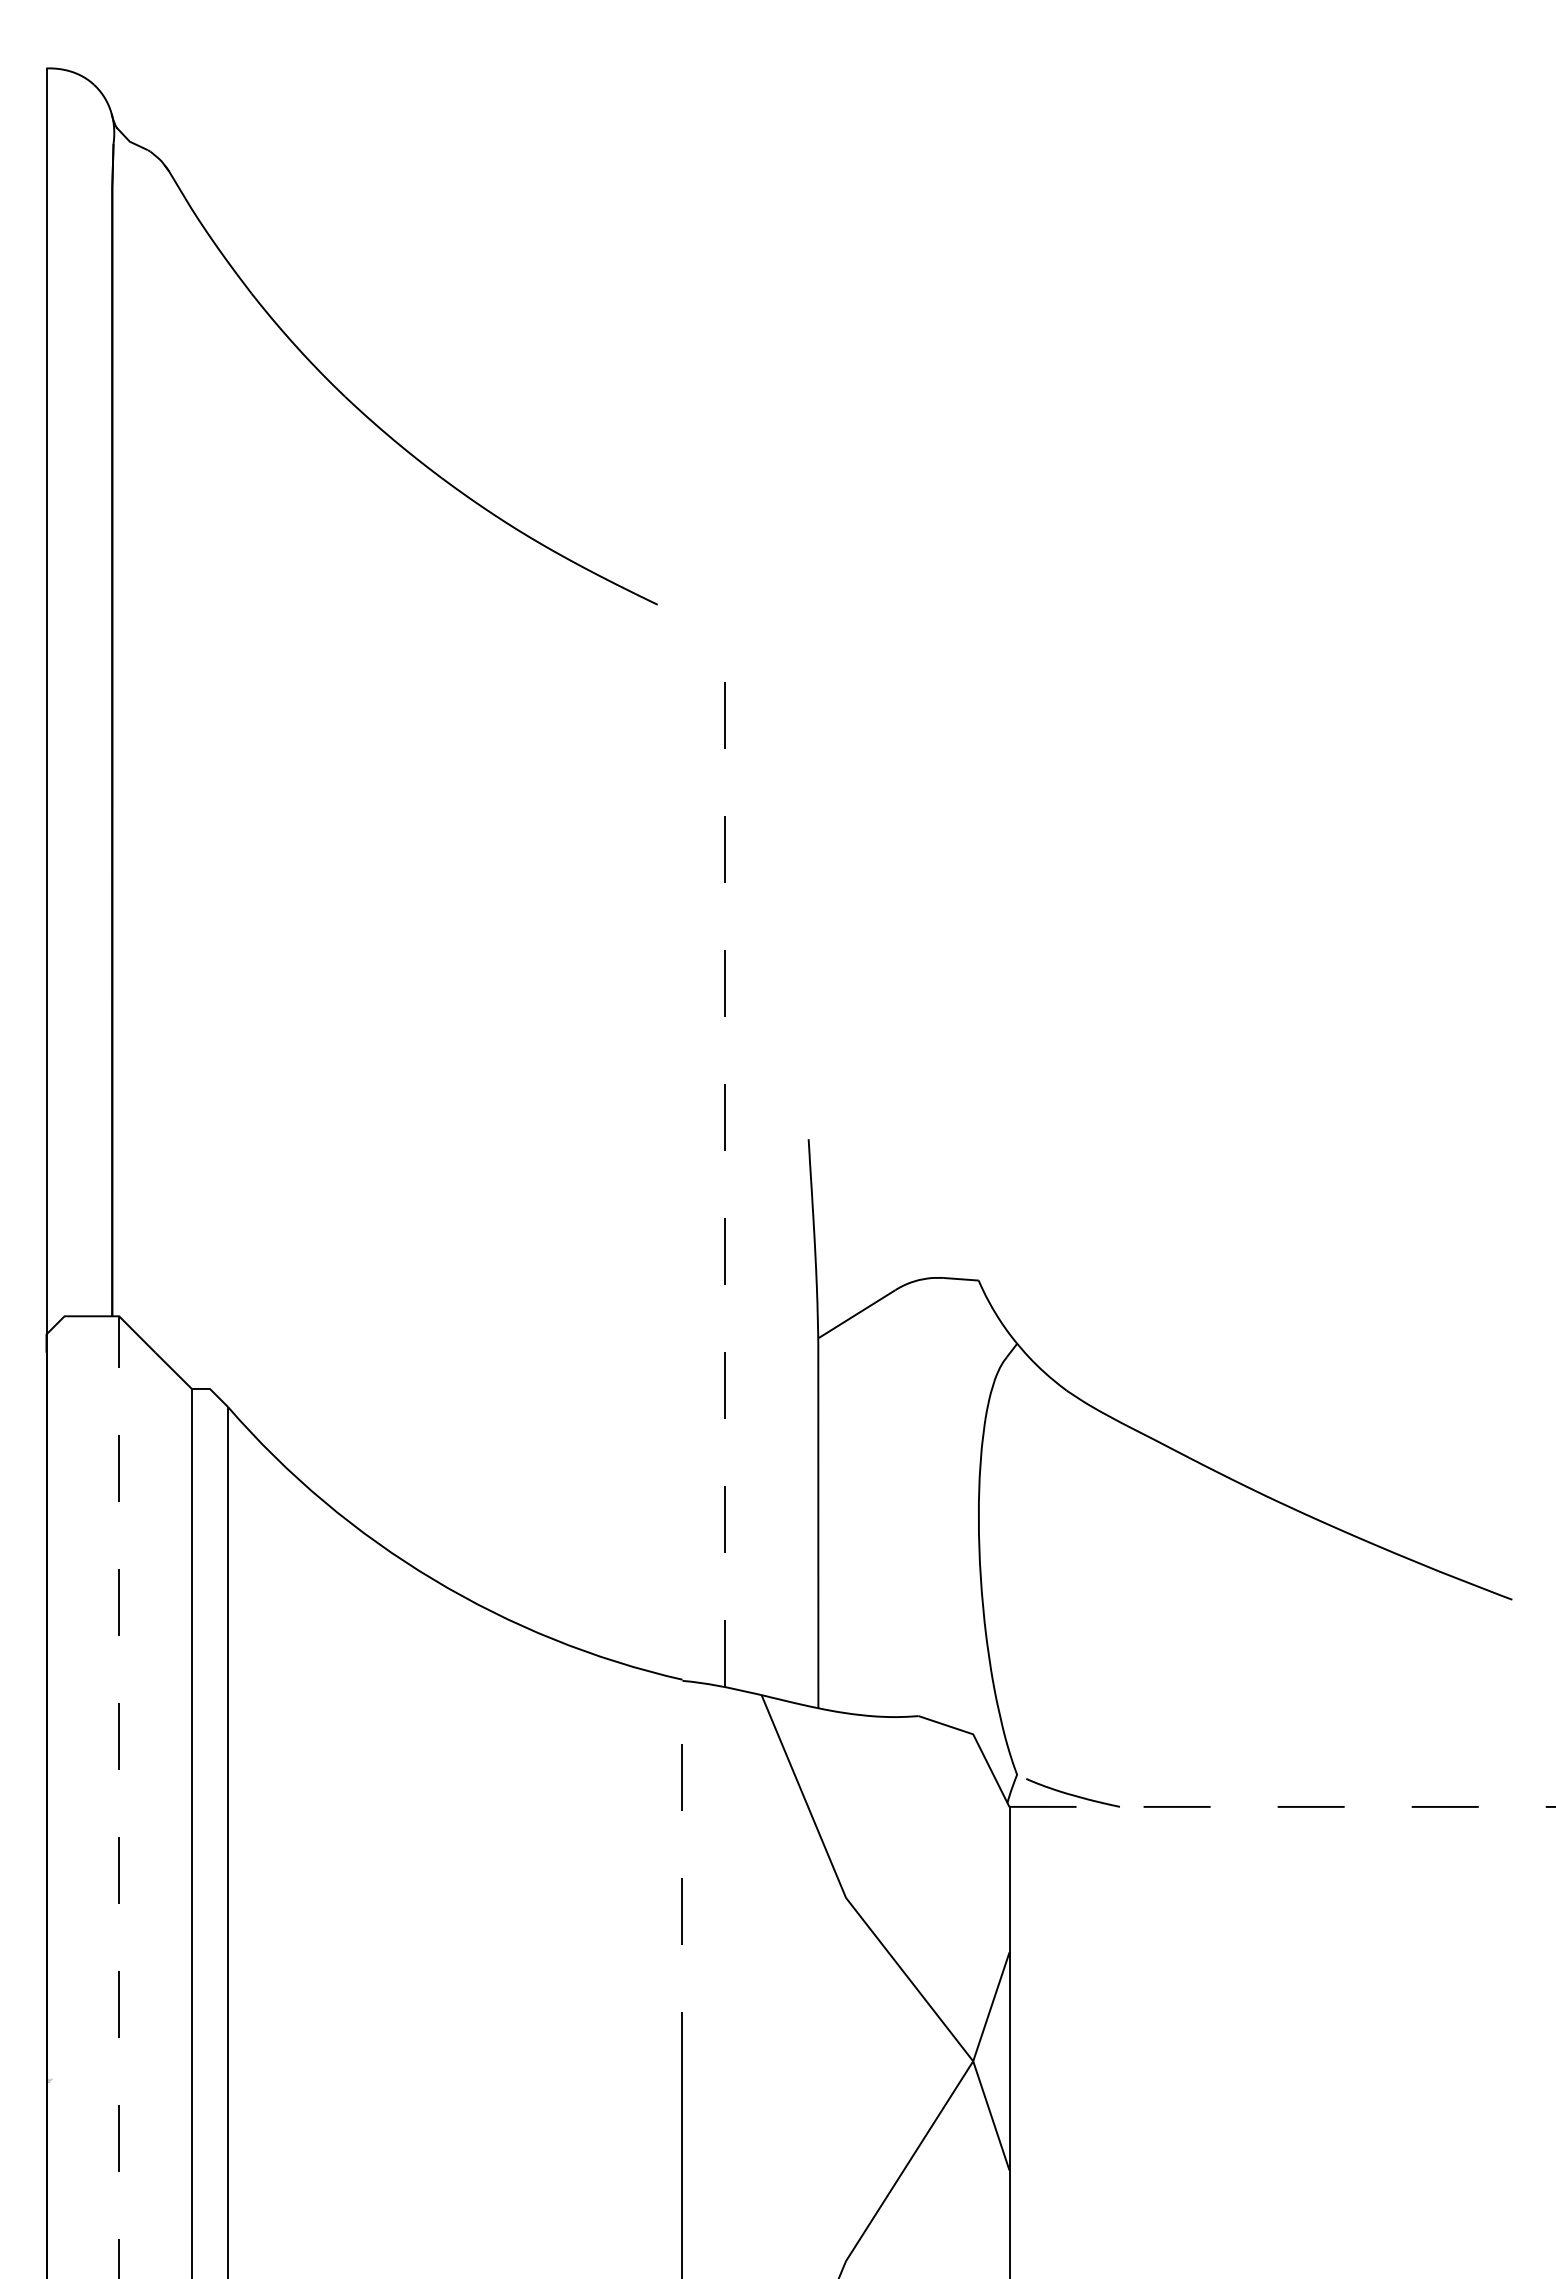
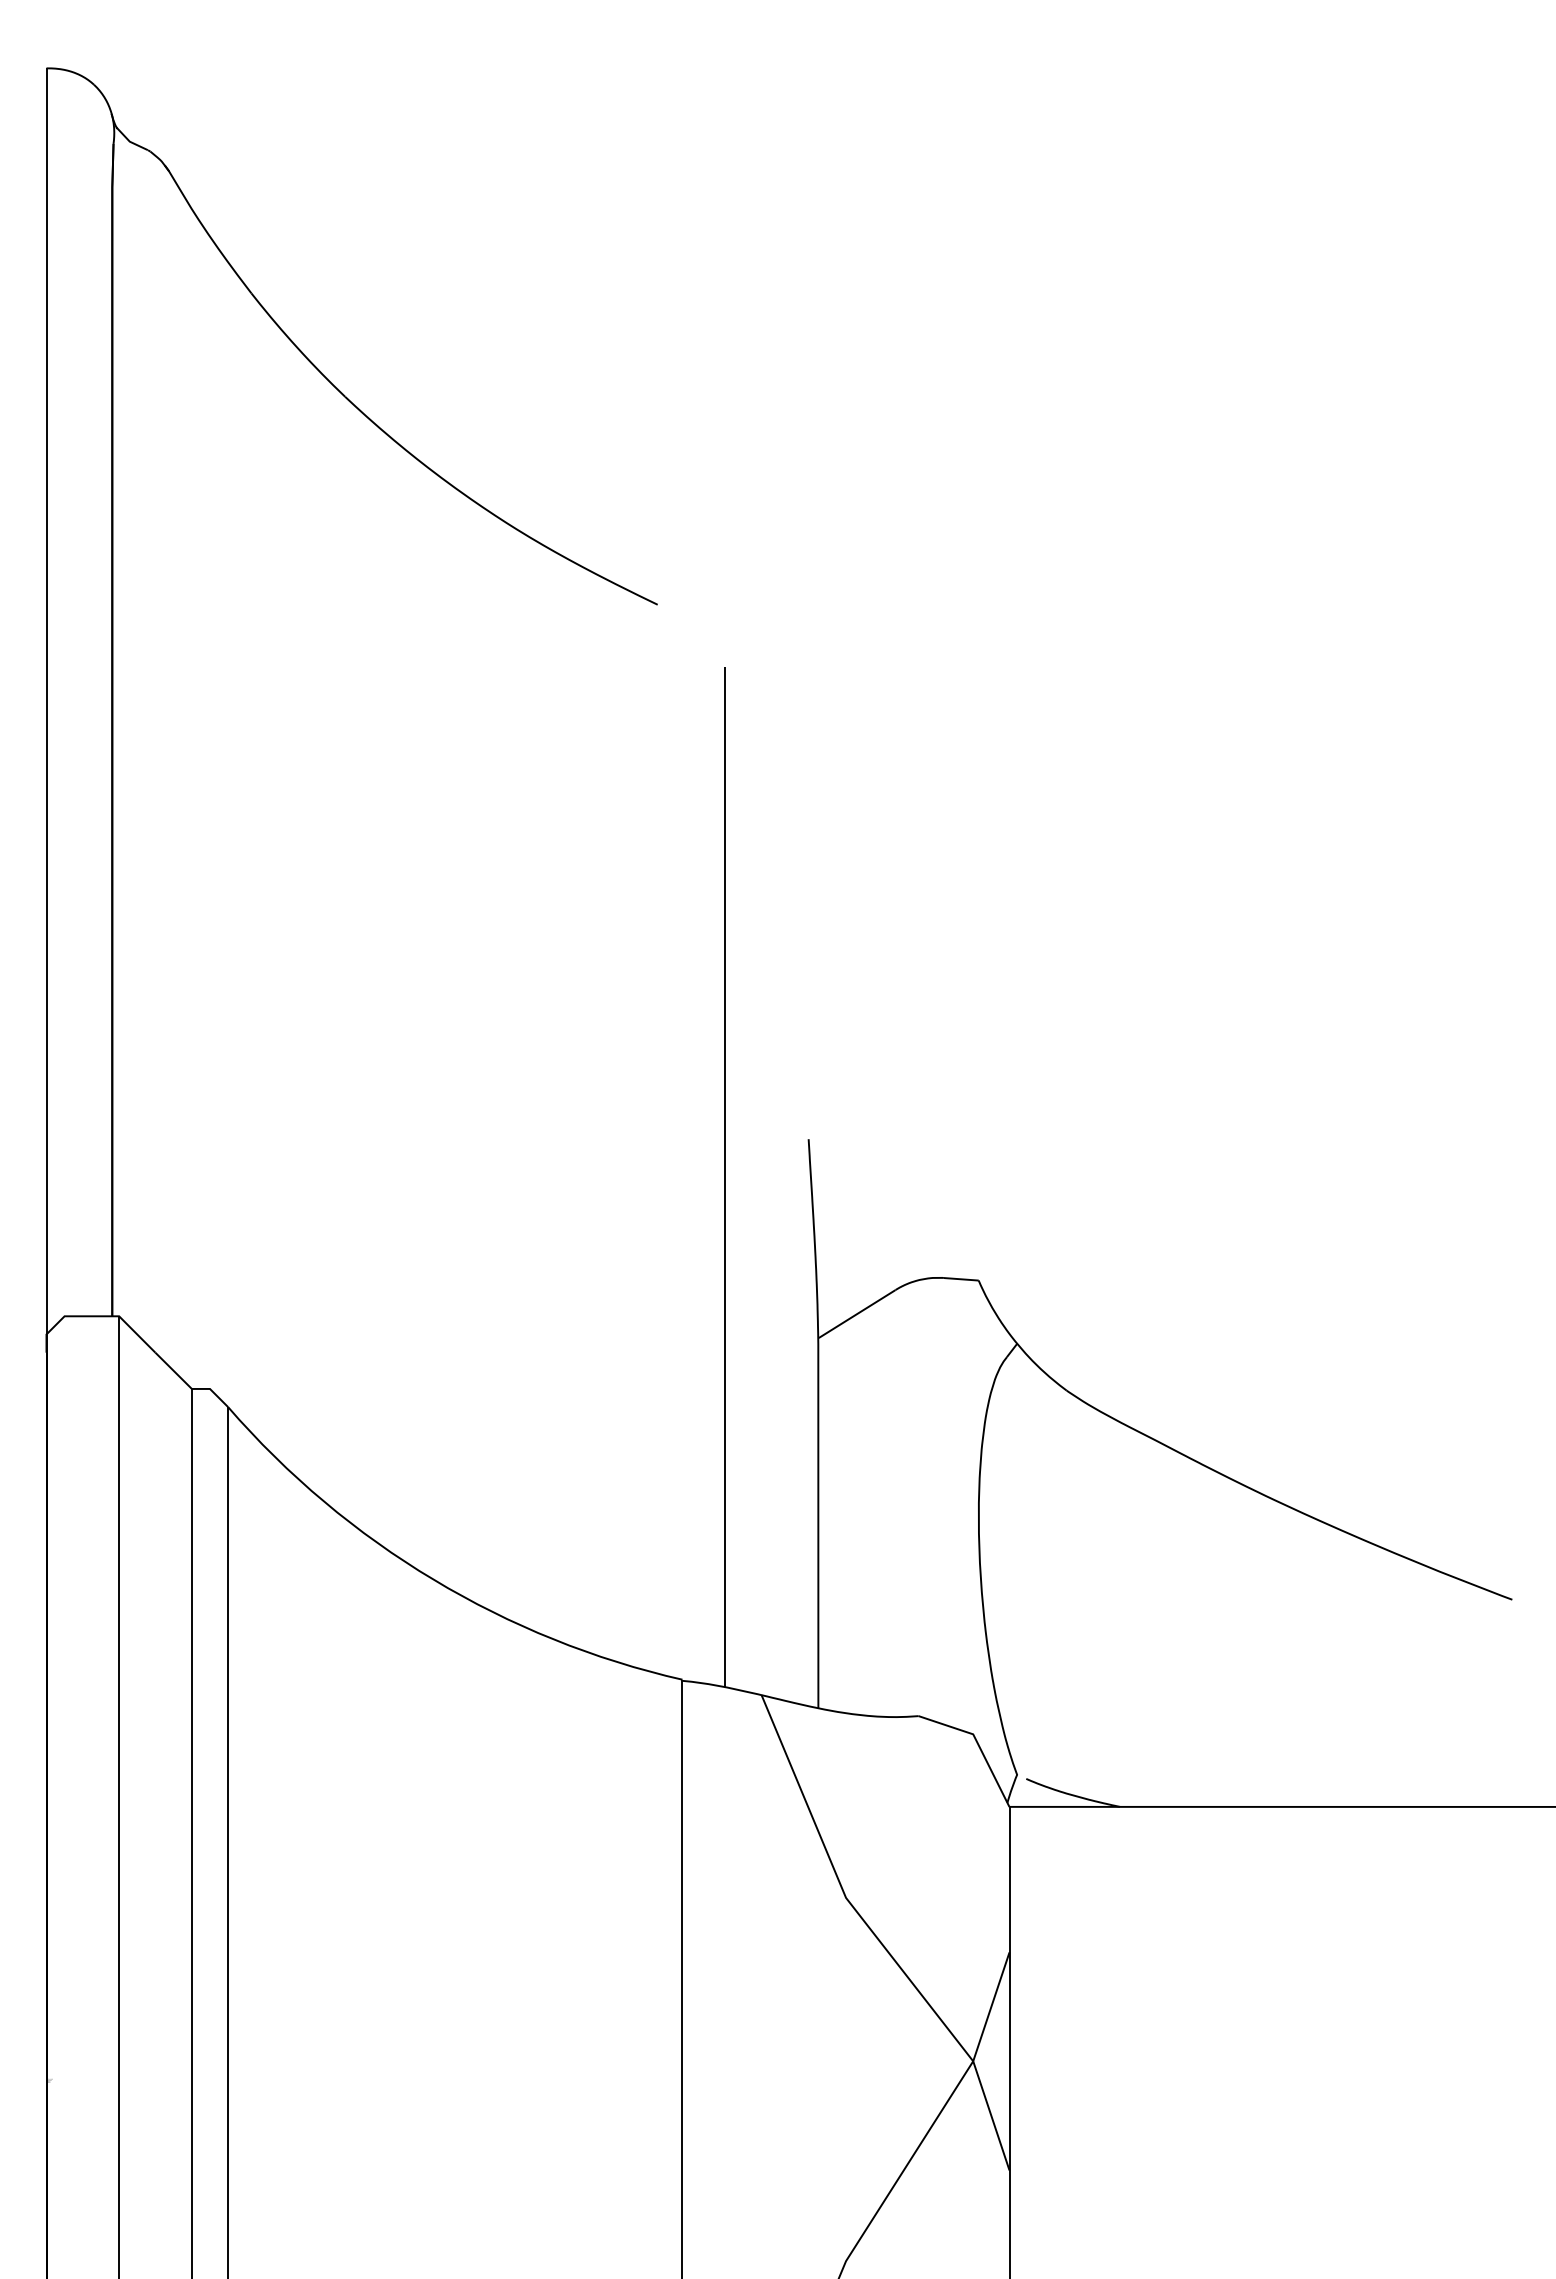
line: dashed -> solid (725, 1176)
line: dashed -> solid (119, 1797)
line: dashed -> solid (1282, 1806)
line: dashed -> solid (682, 1879)
